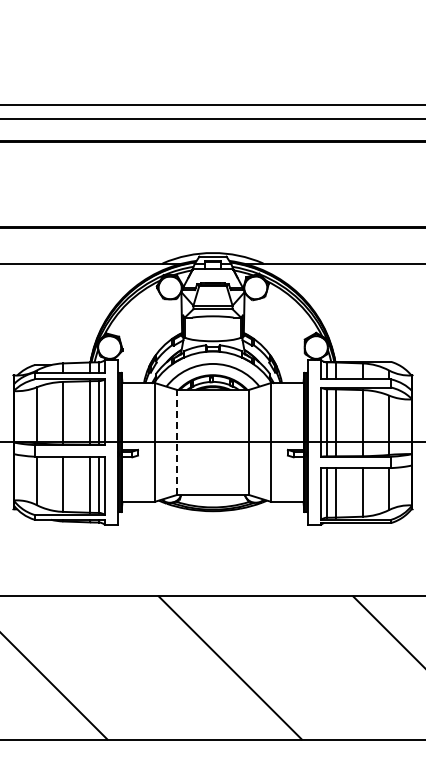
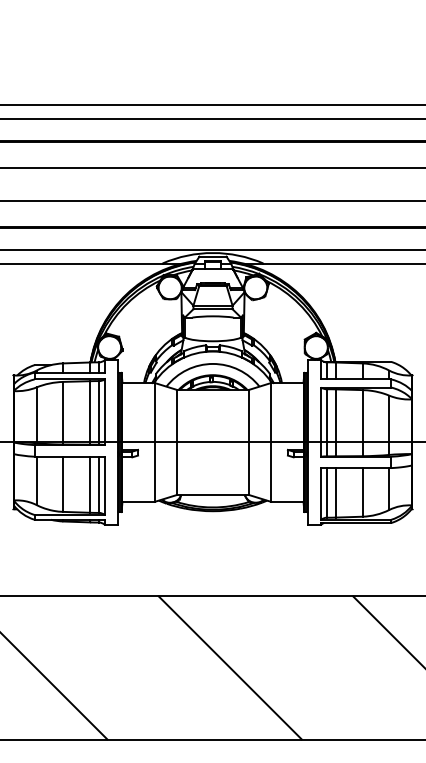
line: none -> present (212, 167)
line: none -> present (212, 201)
line: none -> present (212, 250)
line: dashed -> solid (176, 442)
